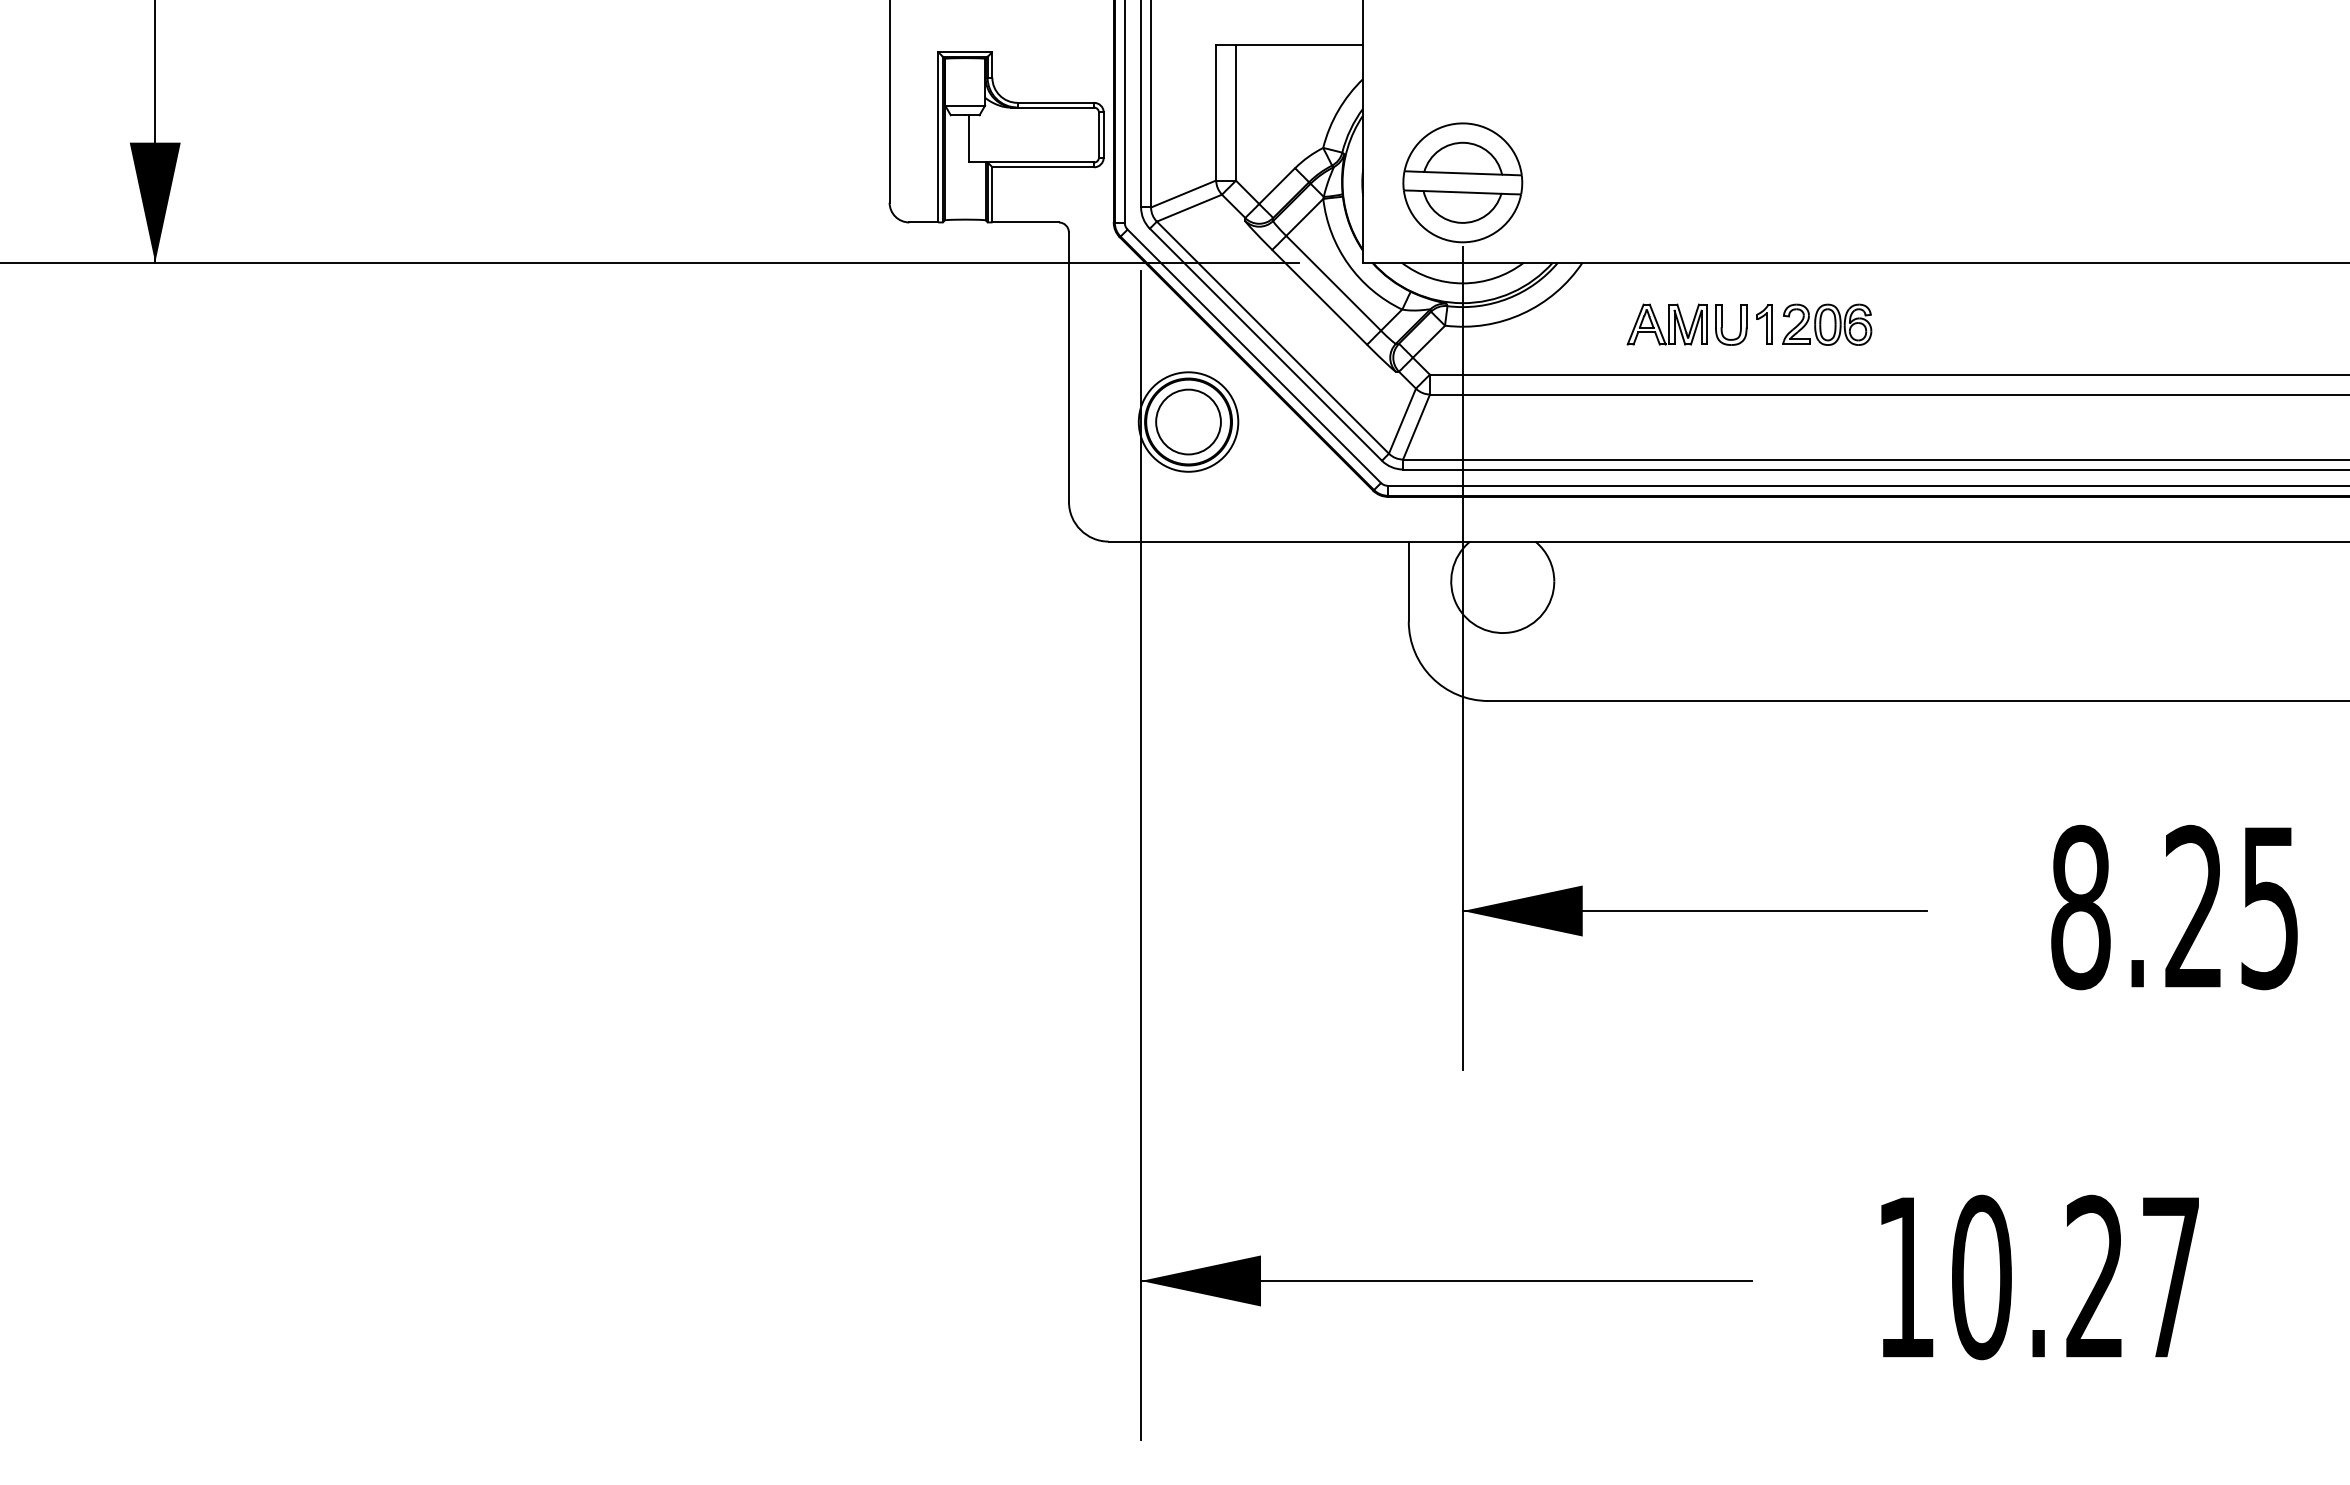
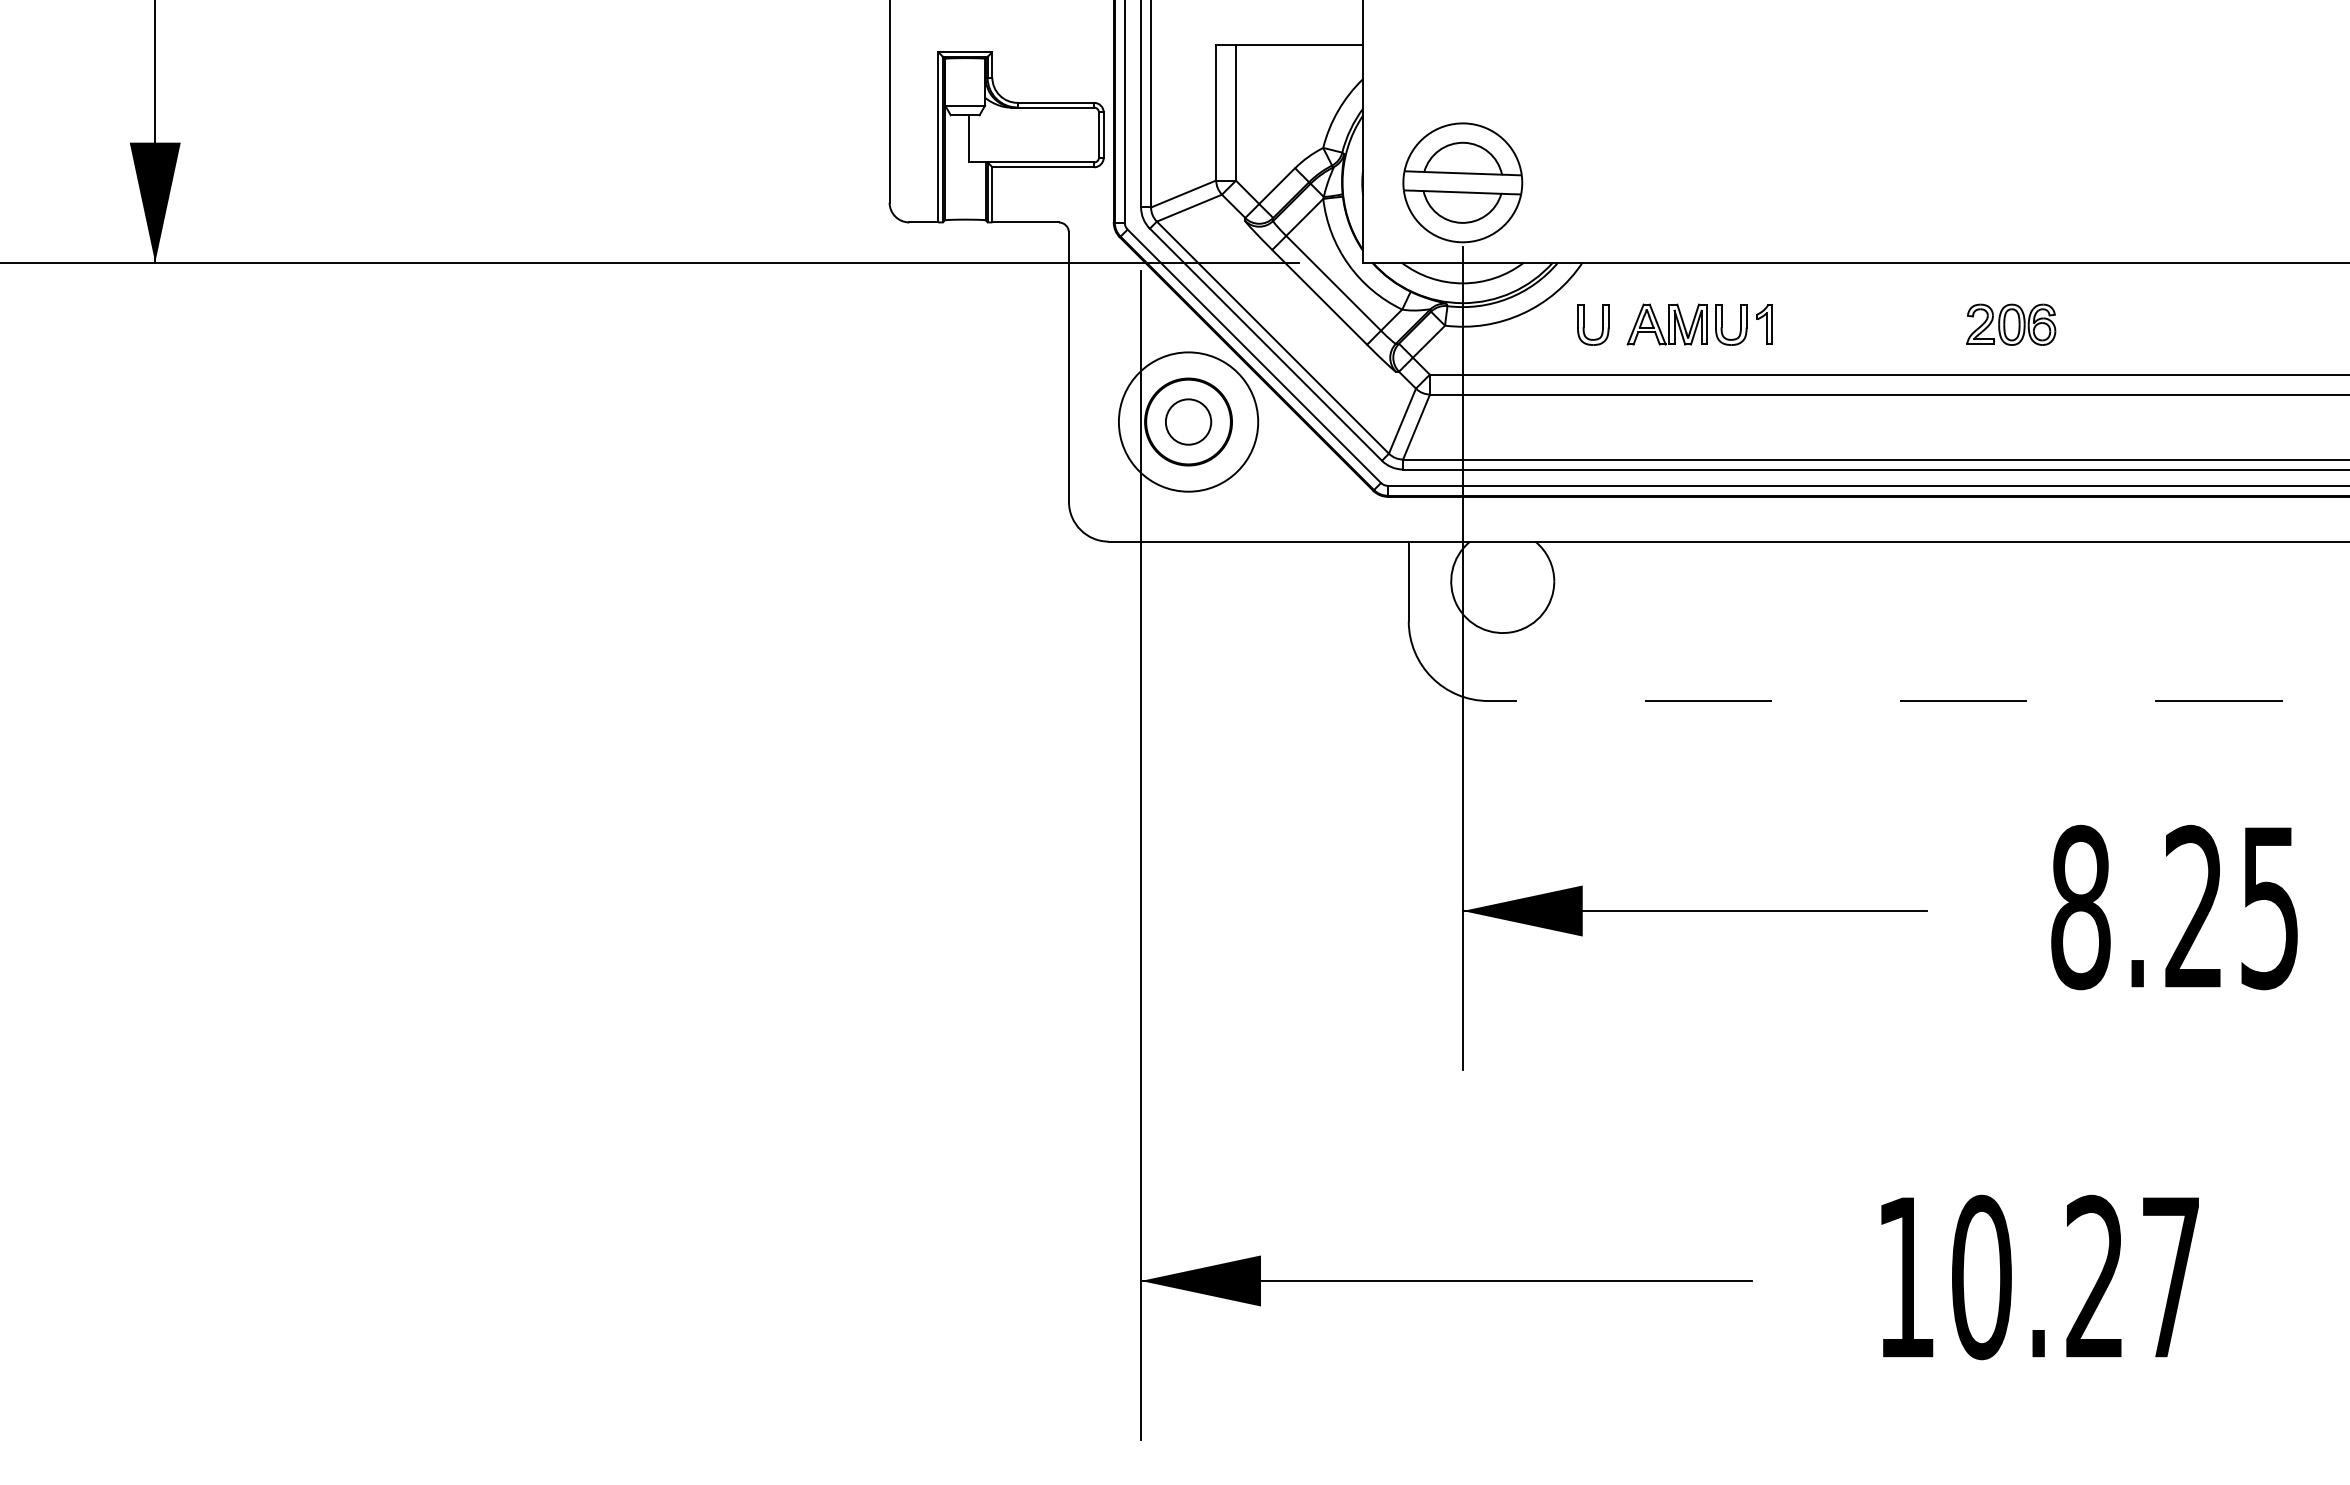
part: none -> present (1584, 324)
part position: (1827, 324) -> (2011, 324) (2011, 324)
circle diameter: 100 px -> 139 px (1188, 421)
circle diameter: 65 px -> 45 px (1188, 421)
line: solid -> dashed (1918, 701)
